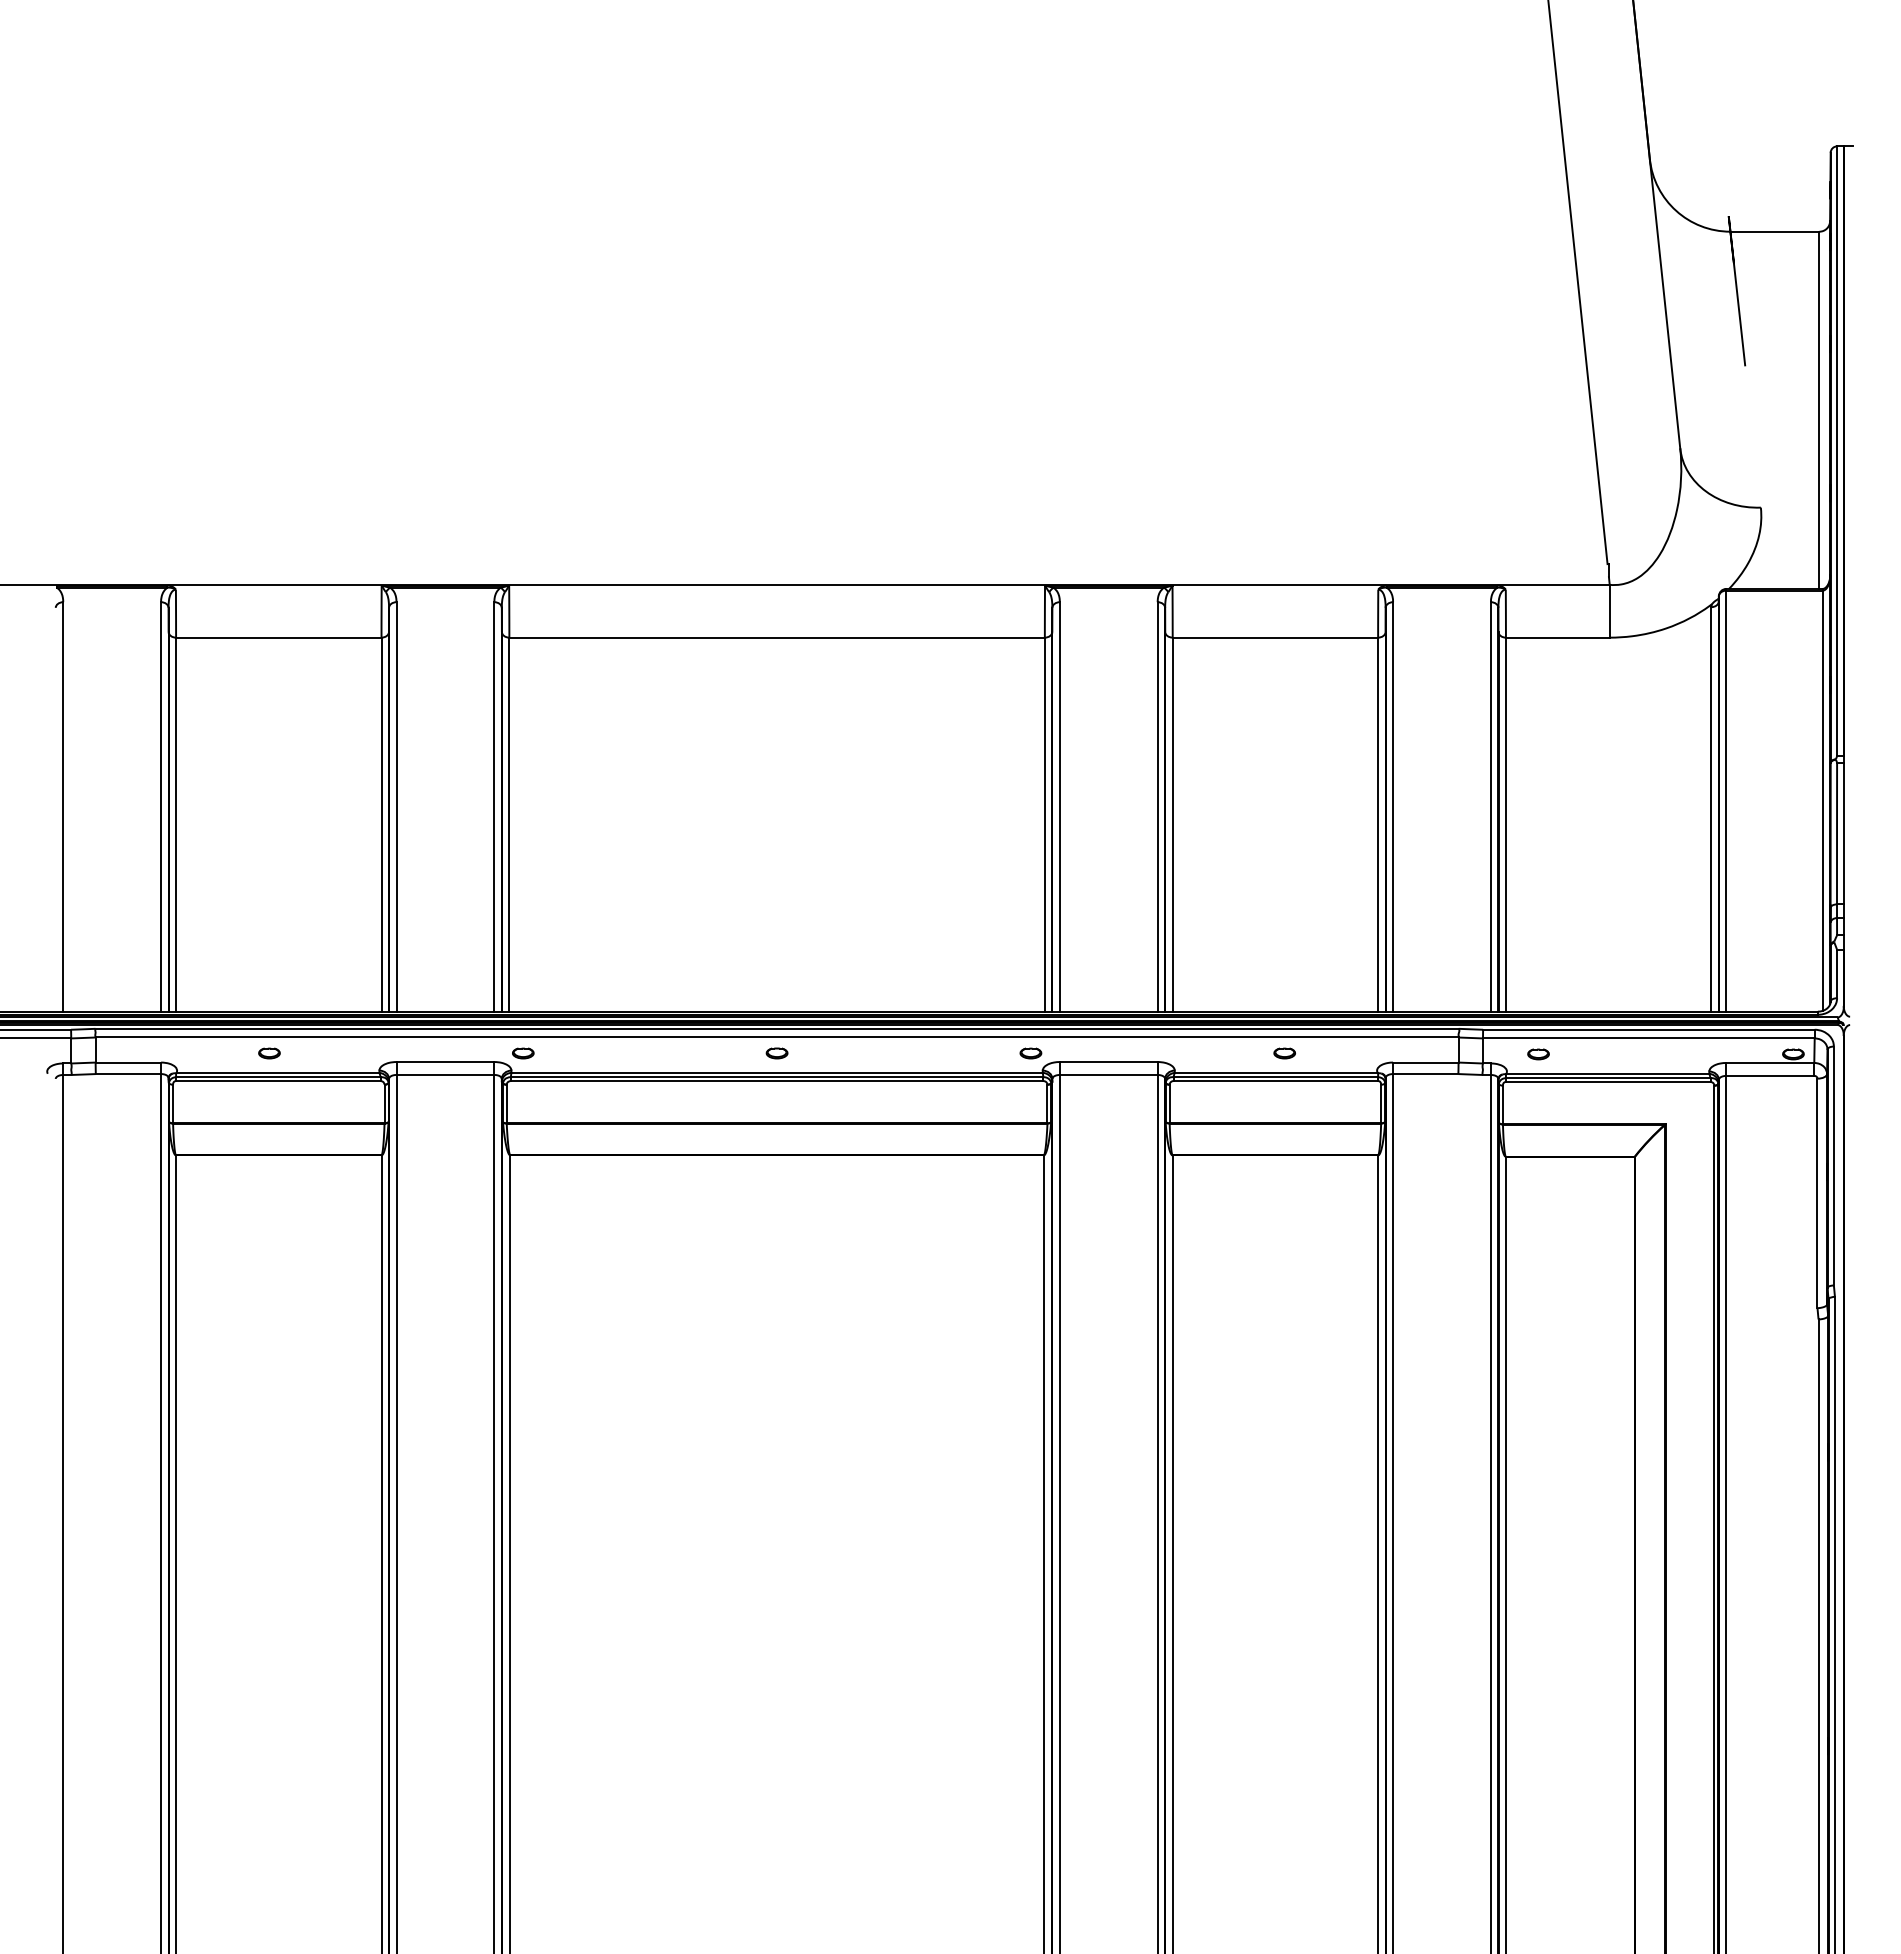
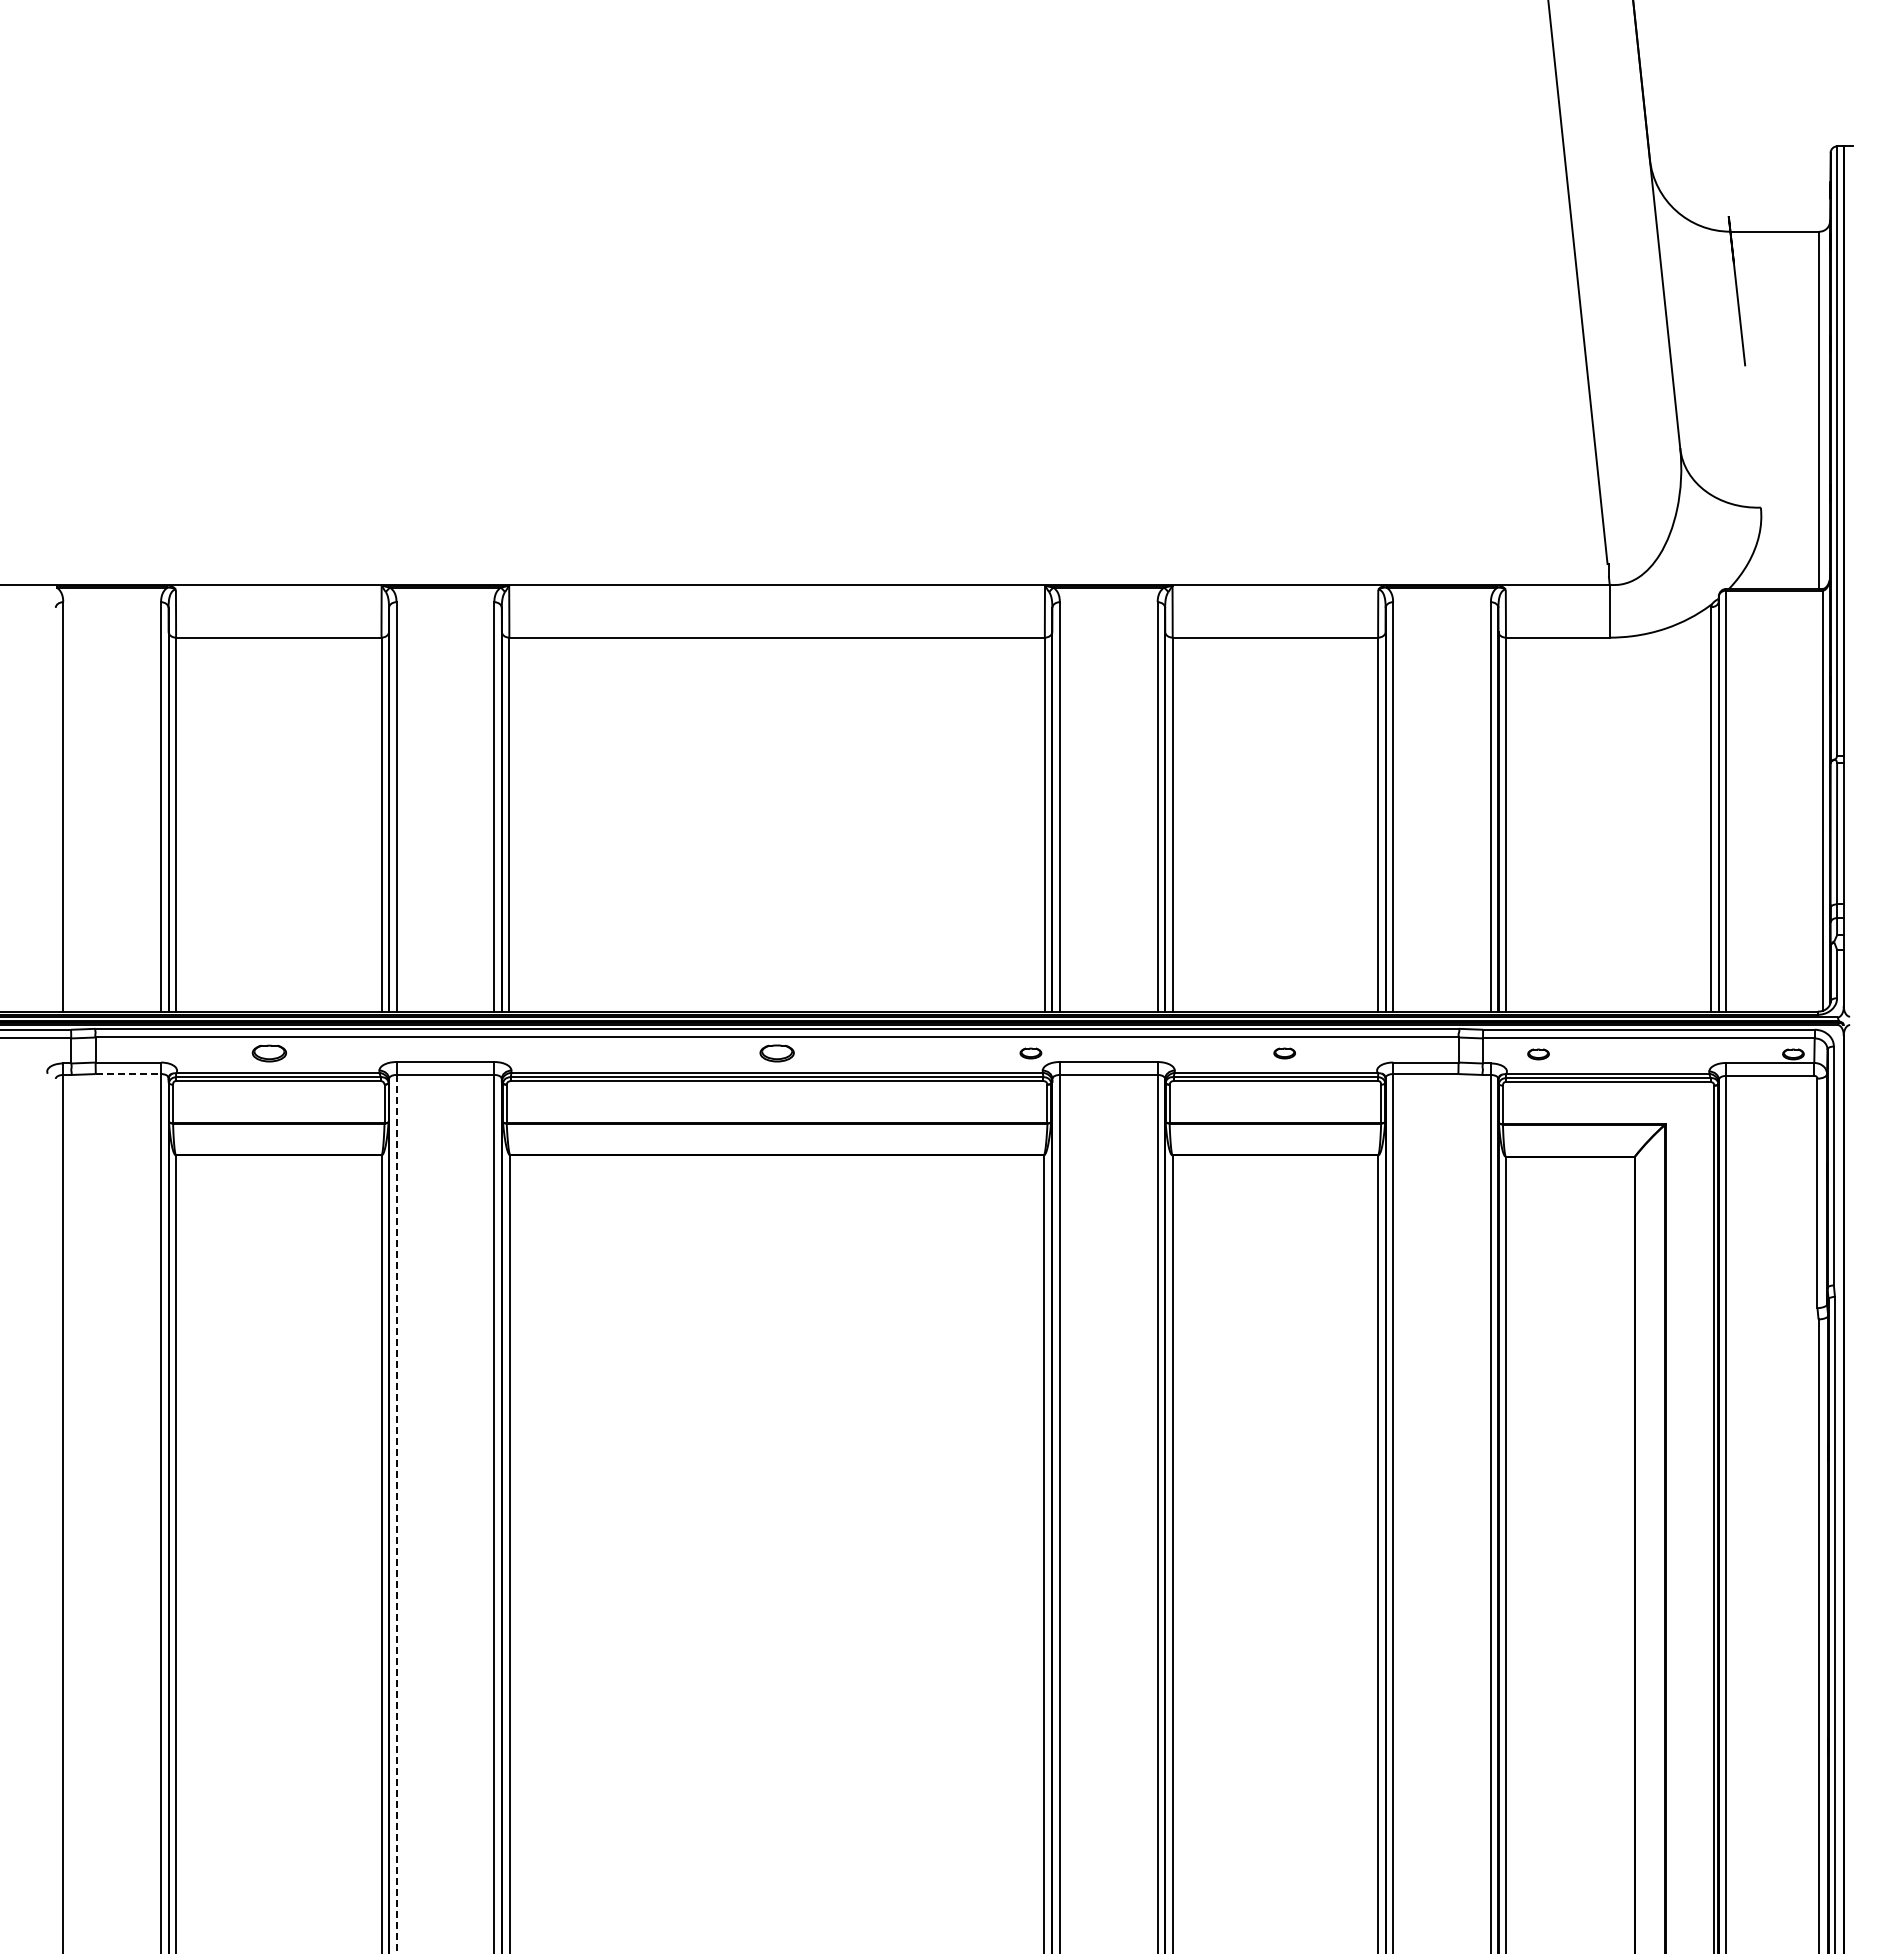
part size: 23x13 px -> 37x19 px (269, 1053)
part: present -> none (523, 1053)
part size: 24x13 px -> 36x19 px (776, 1053)
line: solid -> dashed (128, 1074)
line: solid -> dashed (396, 1514)
